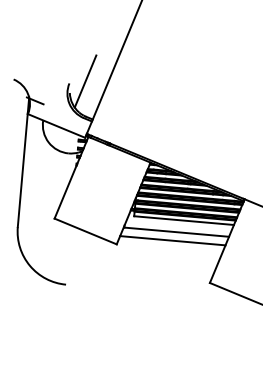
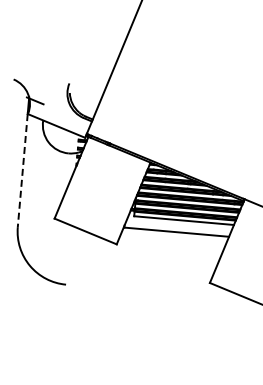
line: present -> none (85, 81)
line: solid -> dashed (22, 170)
line: present -> none (172, 240)
